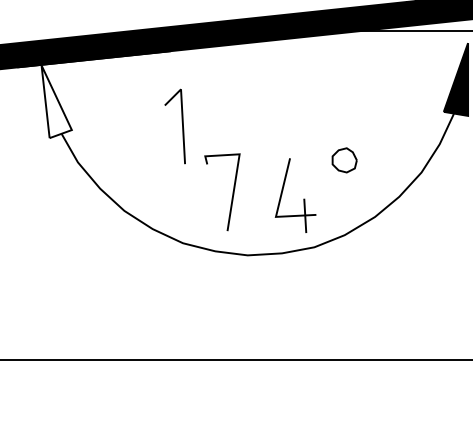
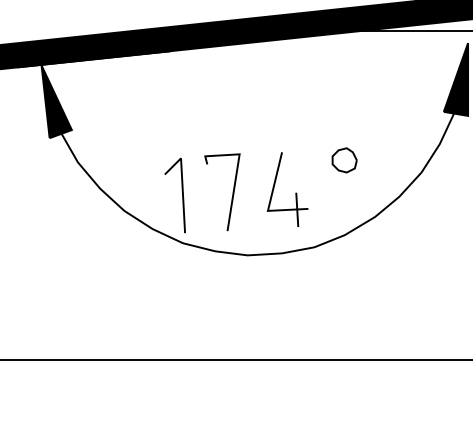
fill: none -> present (56, 101)
curve position: (182, 126) -> (182, 195) (182, 195)
part position: (303, 198) -> (295, 192) (295, 192)
